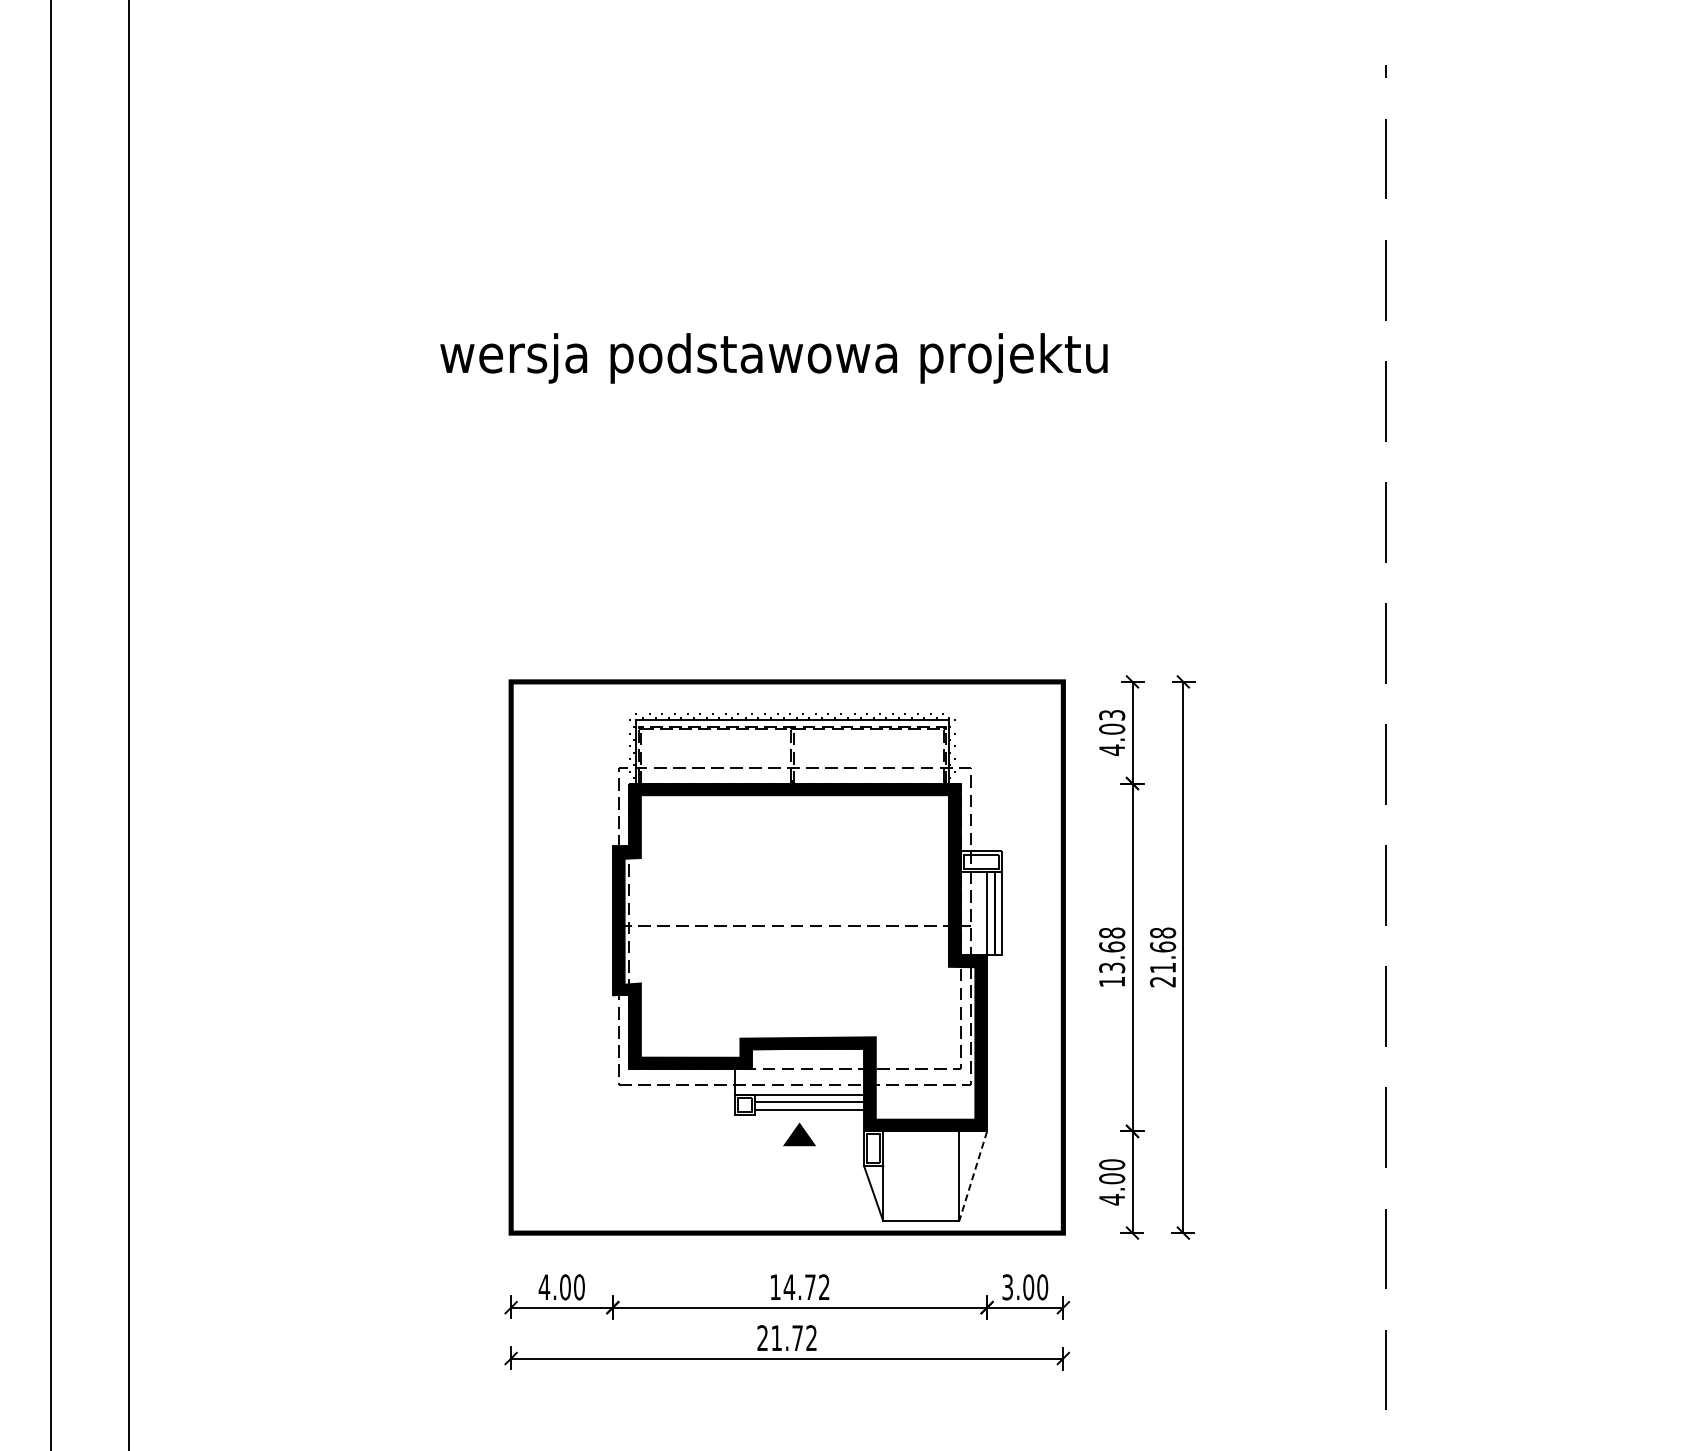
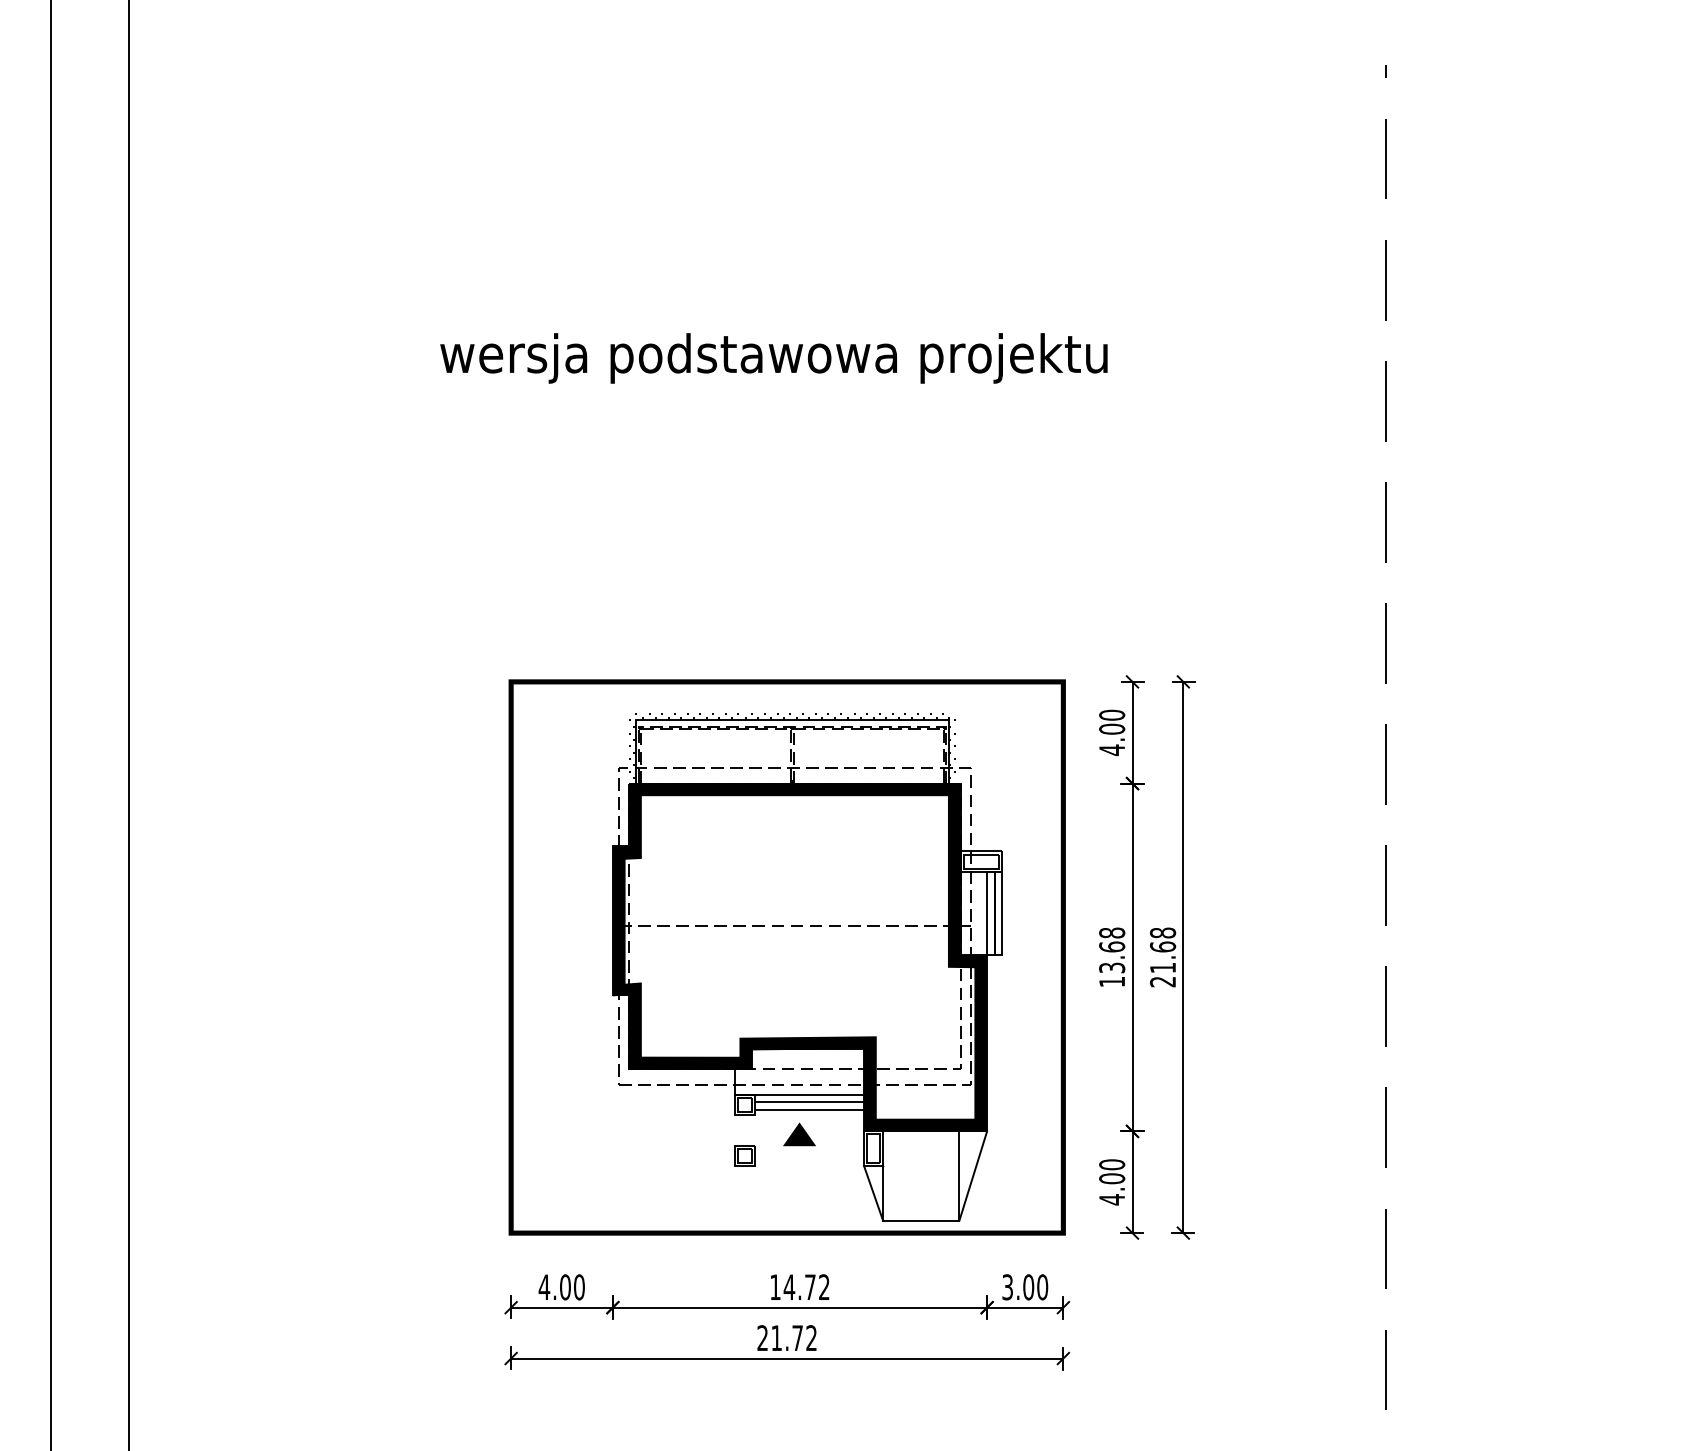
text: 4.03 -> 4.00 (1112, 714)
part: none -> present (744, 1155)
line: dashed -> solid (973, 1176)
